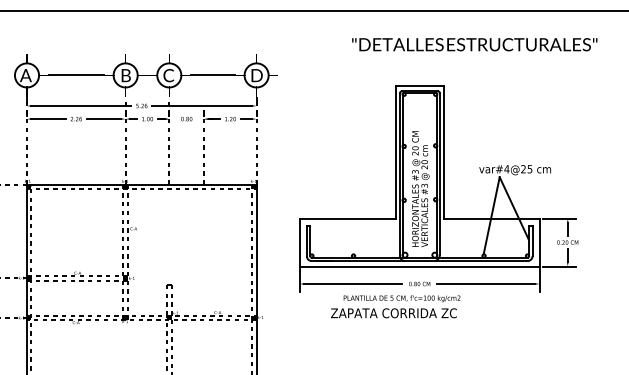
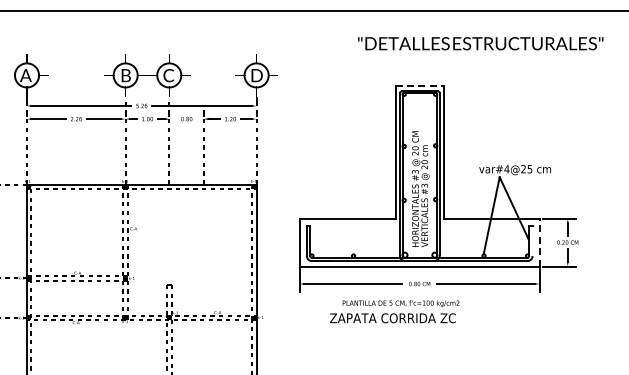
text position: (474, 44) -> (480, 43) (480, 43)
line: present -> none (75, 75)
line: present -> none (212, 75)
line: solid -> dashed (420, 85)
line: present -> none (532, 241)
line: solid -> dashed (539, 242)
text position: (395, 306) -> (394, 311) (394, 311)
